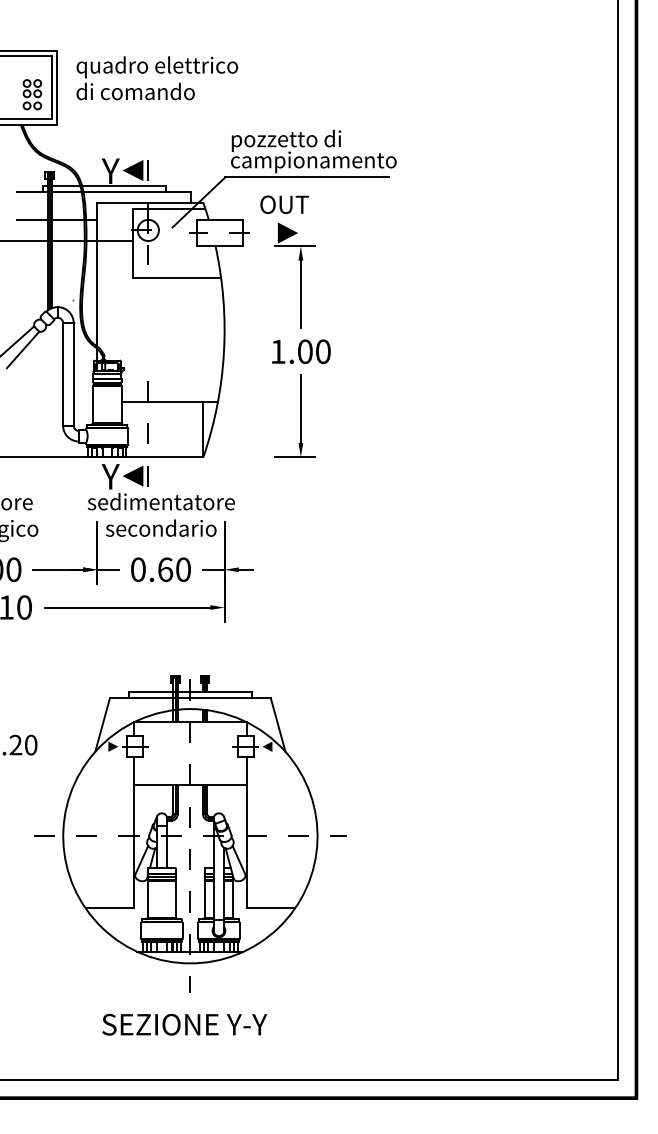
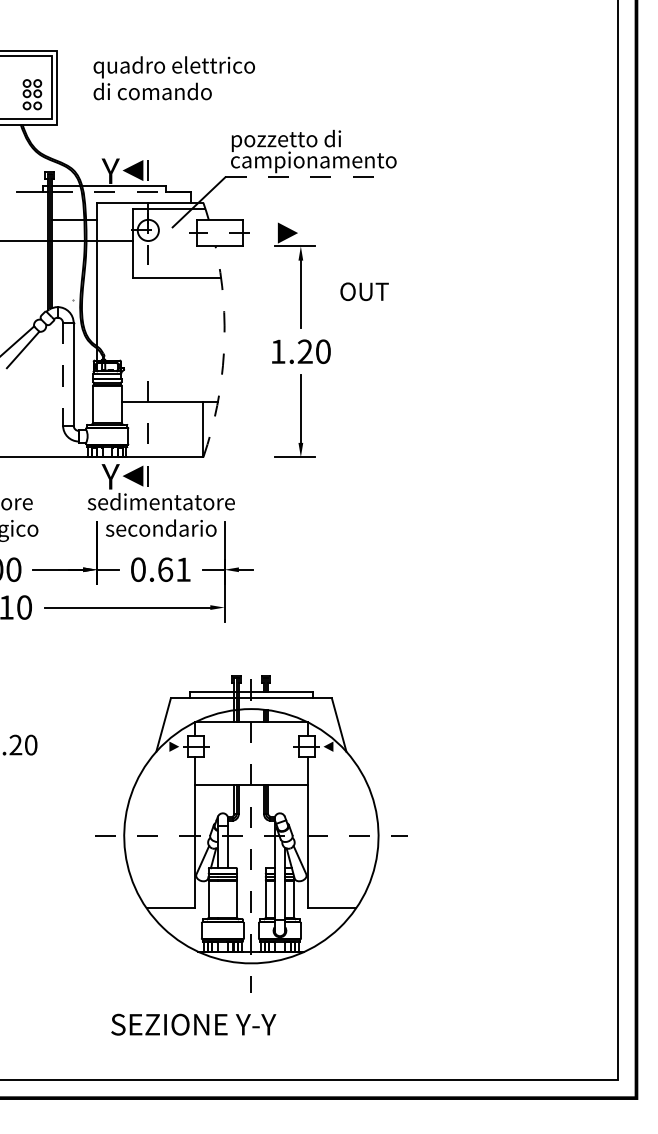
text position: (156, 78) -> (173, 78) (173, 78)
line: solid -> dashed (306, 177)
line: solid -> dashed (109, 192)
text position: (284, 204) -> (364, 291) (364, 291)
line: present -> none (32, 220)
text: 1.00 -> 1.20 (304, 351)
arc: solid -> dashed (223, 352)
line: solid -> dashed (63, 374)
text: 0.60 -> 0.61 (183, 569)
part position: (190, 833) -> (251, 833) (251, 833)
text position: (184, 1024) -> (193, 1024) (193, 1024)
